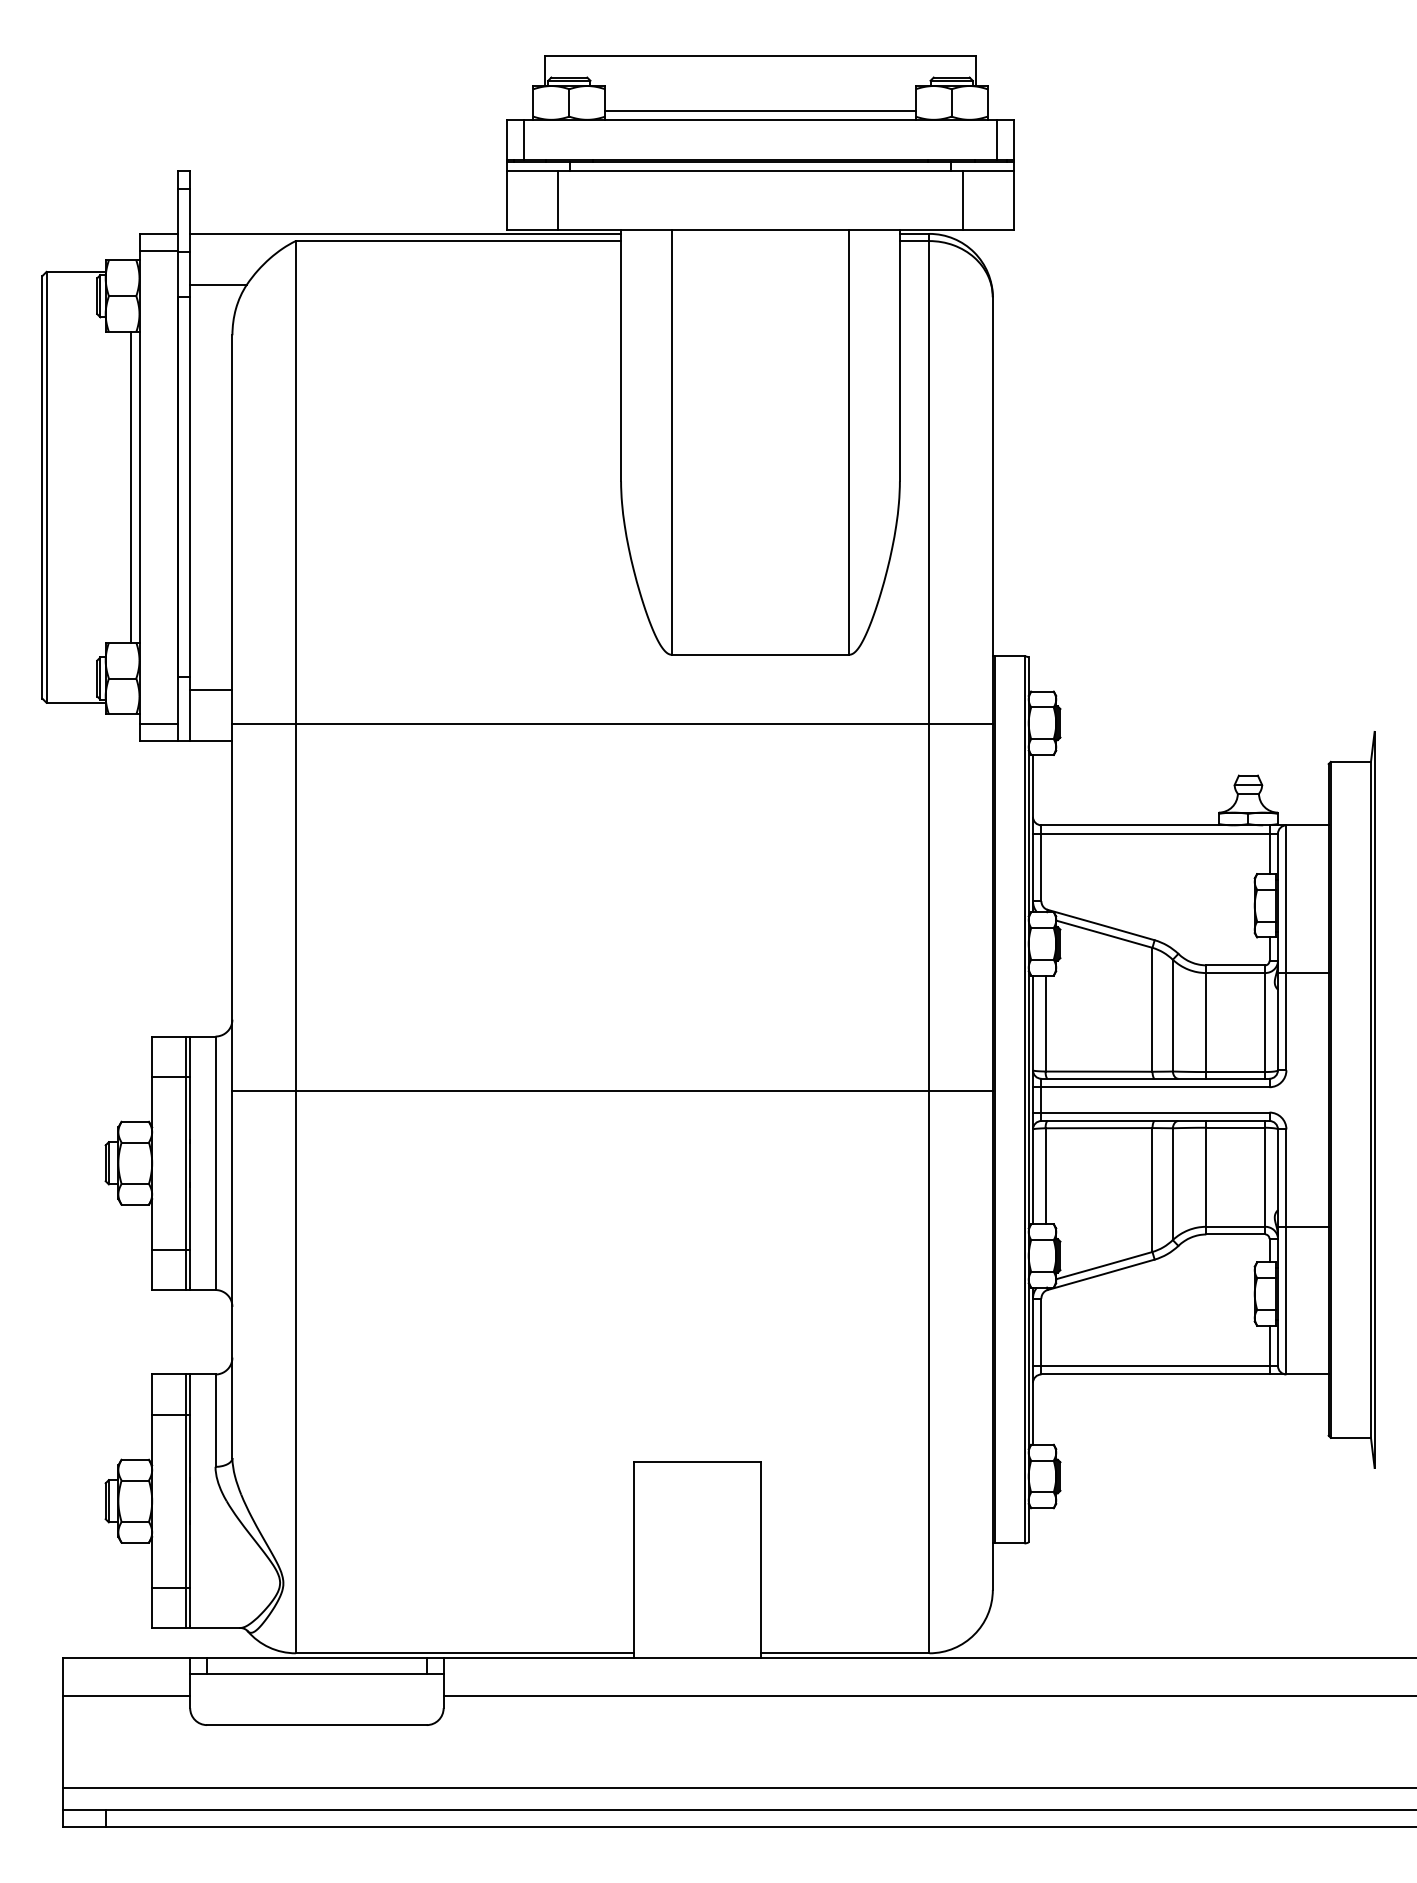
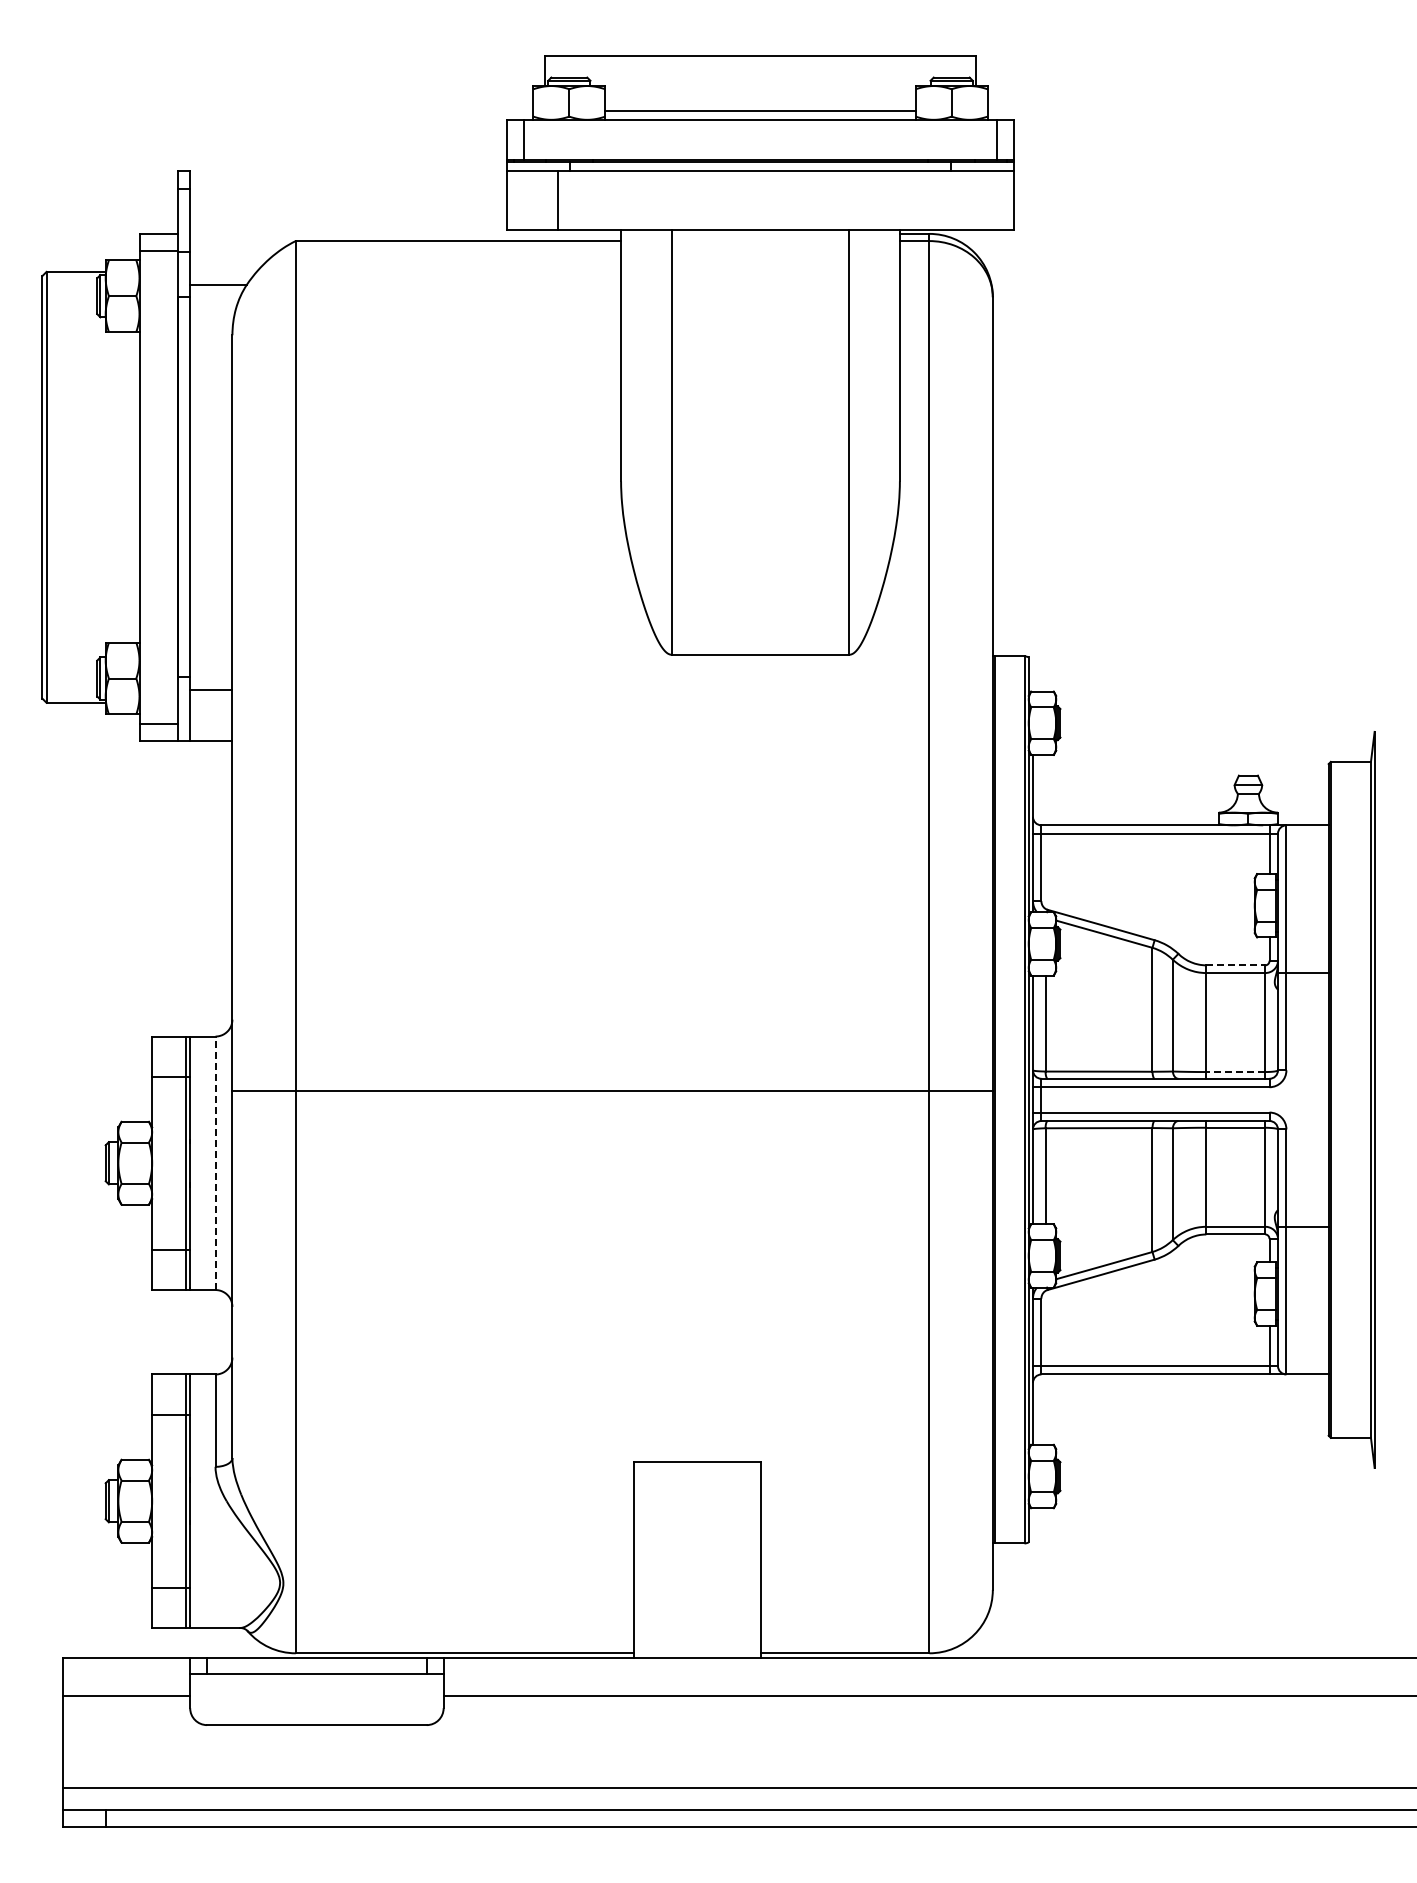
line: present -> none (963, 199)
line: present -> none (405, 233)
line: present -> none (131, 487)
line: present -> none (612, 723)
line: solid -> dashed (1235, 965)
line: solid -> dashed (1235, 1072)
line: solid -> dashed (215, 1163)
